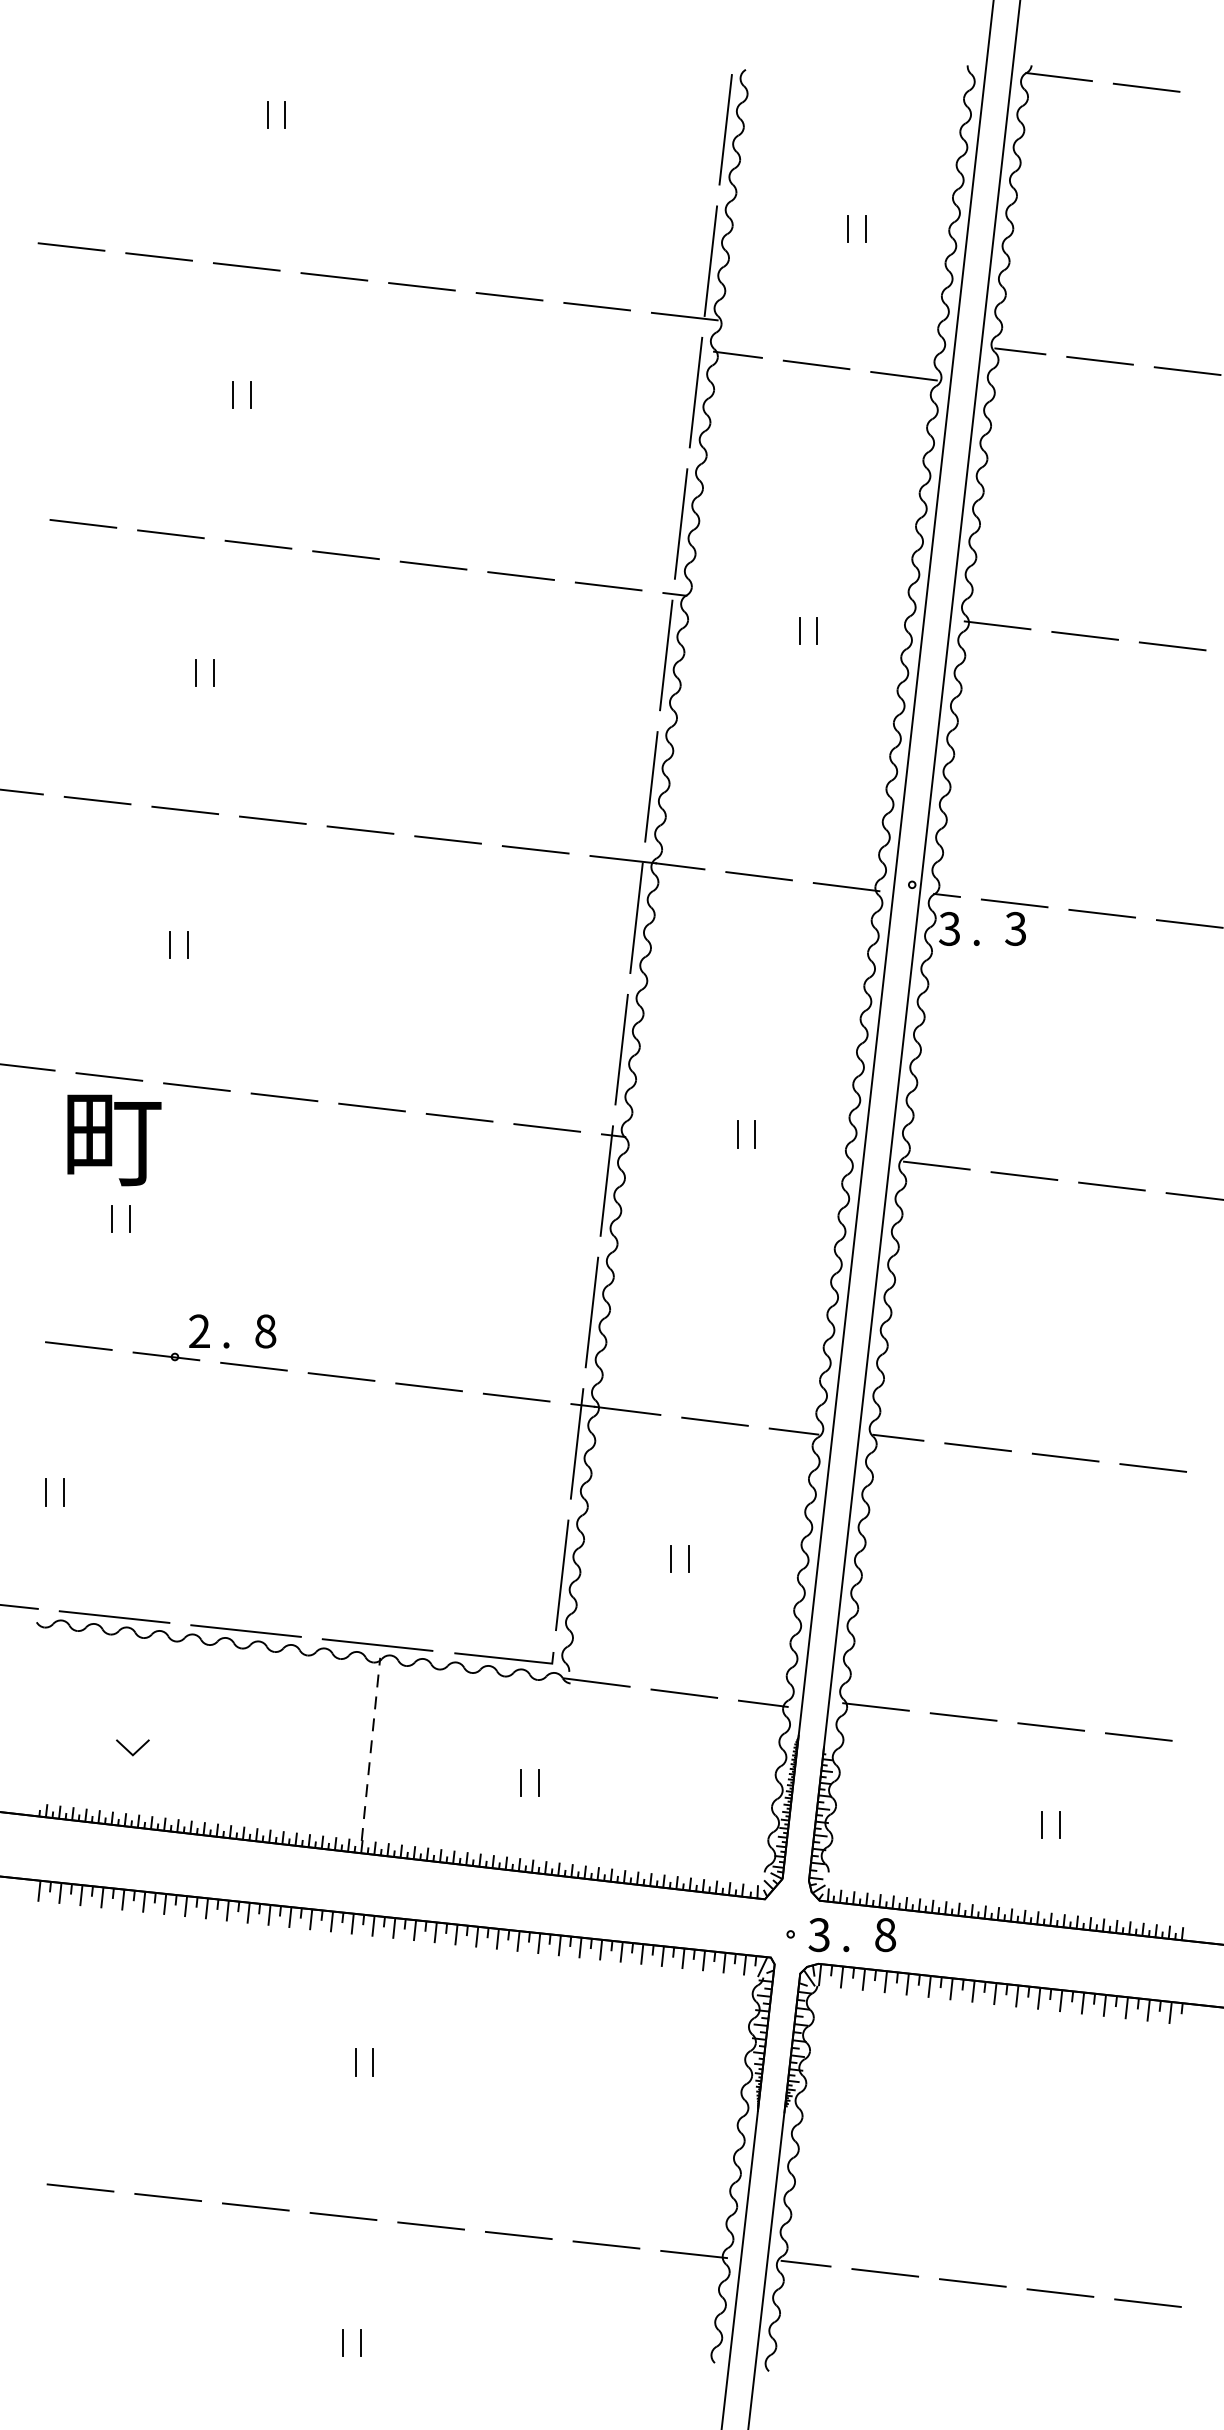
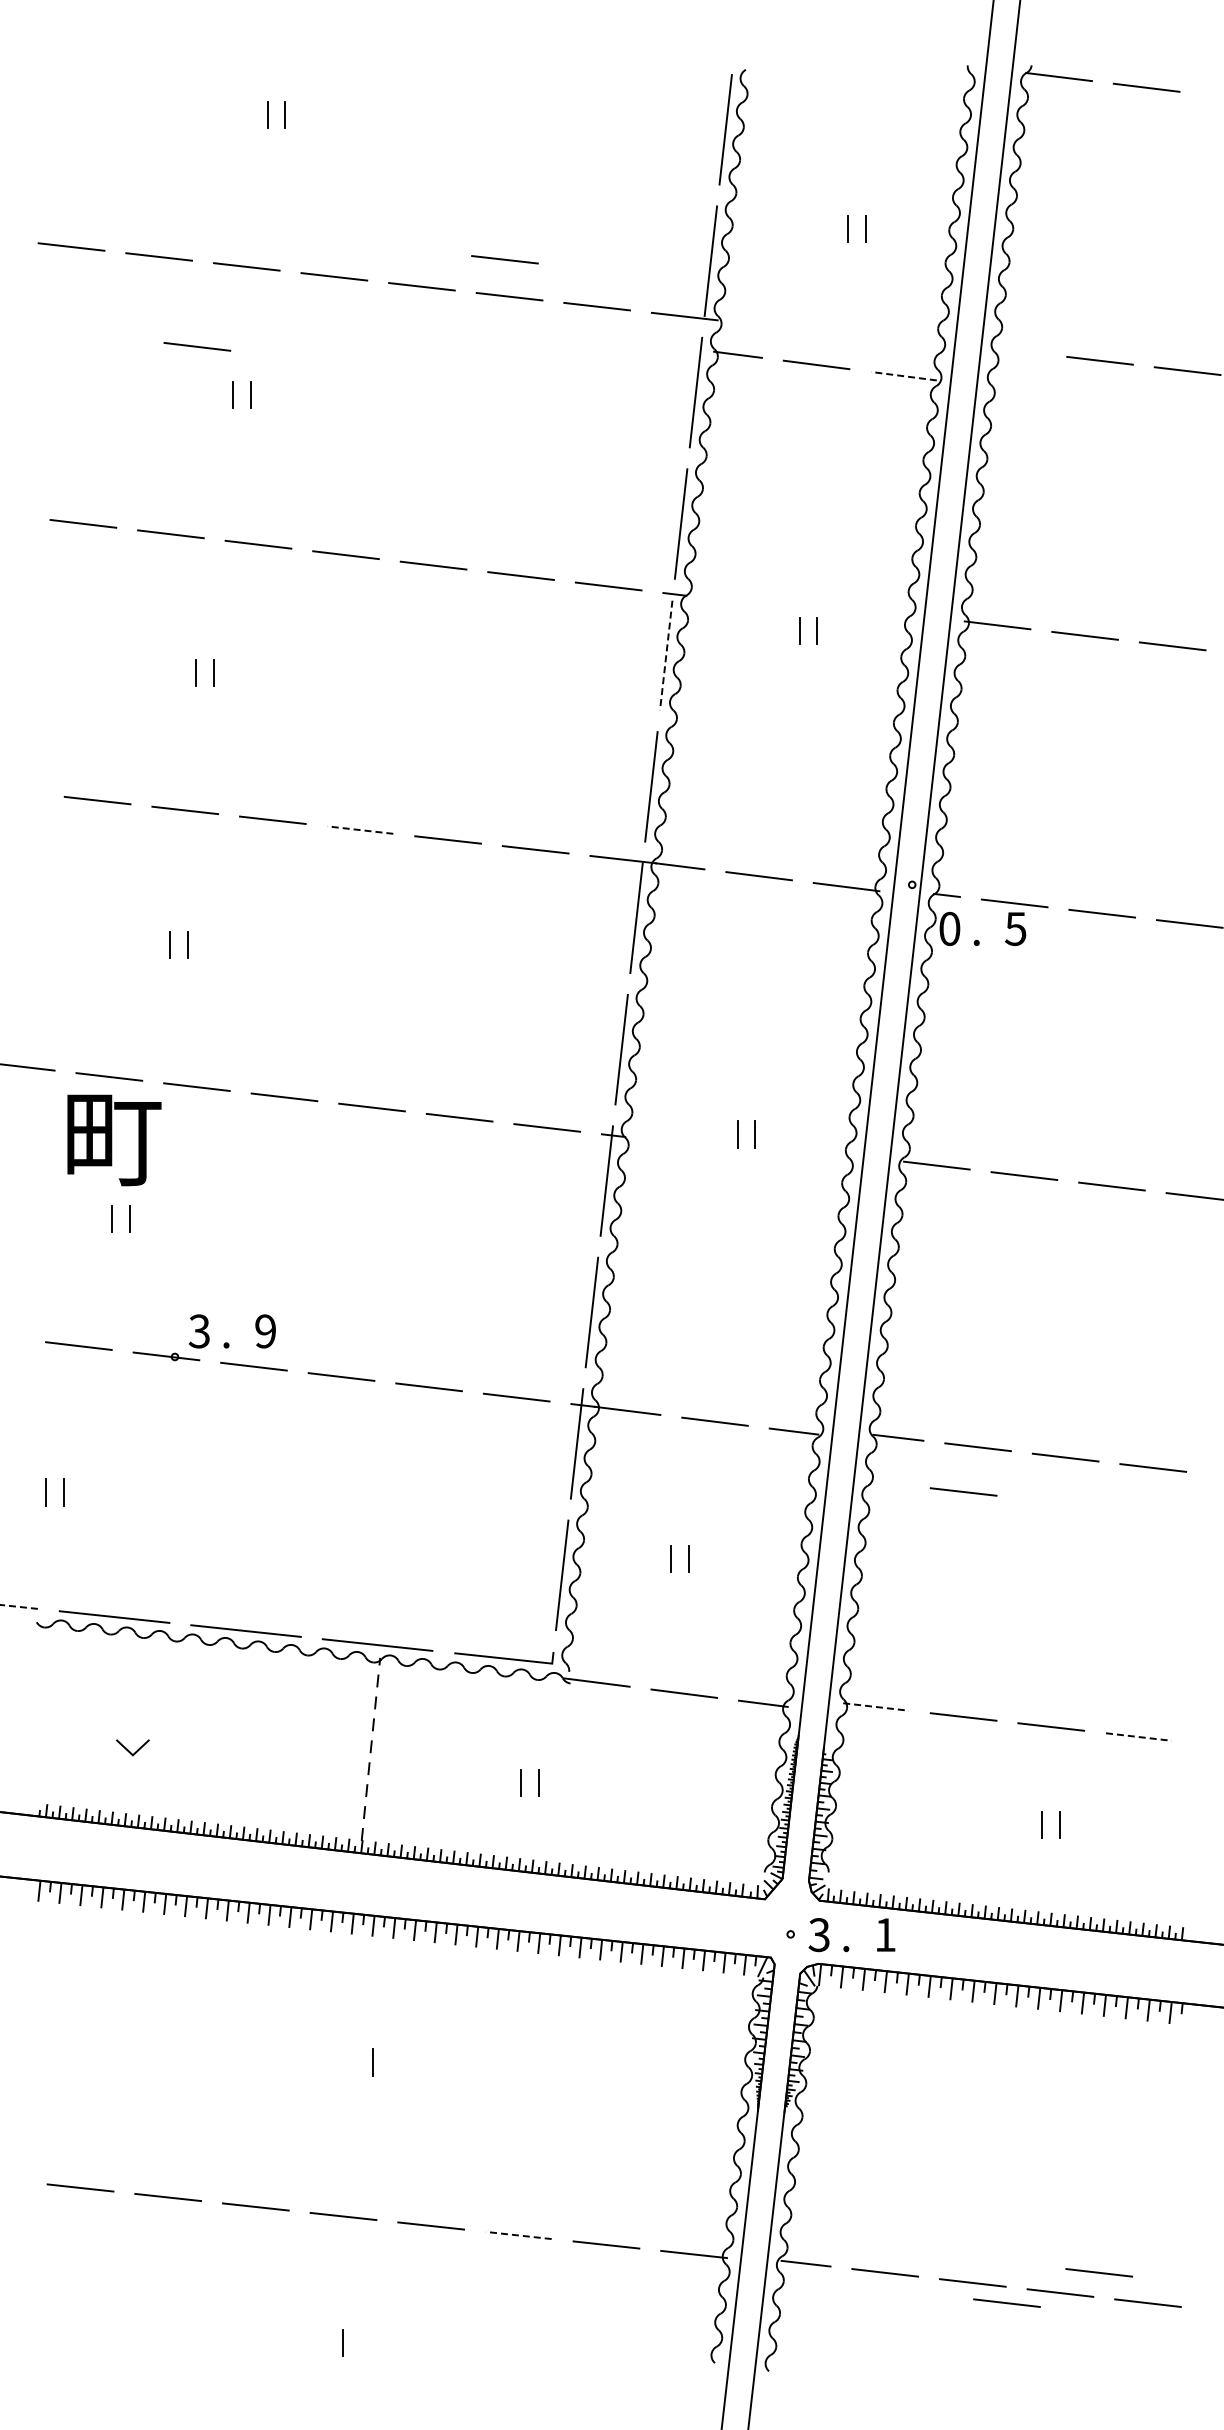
line: none -> present (504, 259)
line: none -> present (197, 346)
line: present -> none (1020, 351)
line: solid -> dashed (903, 376)
line: solid -> dashed (666, 655)
line: present -> none (22, 791)
line: solid -> dashed (359, 830)
text: 3 -> 0 (949, 928)
text: 3 -> 5 (1015, 928)
text: 2 -> 3 (198, 1331)
text: 8 -> 9 (265, 1331)
line: none -> present (963, 1491)
line: solid -> dashed (19, 1606)
line: solid -> dashed (876, 1707)
line: solid -> dashed (1139, 1737)
text: 8 -> 1 (885, 1935)
line: present -> none (355, 2062)
line: solid -> dashed (518, 2235)
line: none -> present (1098, 2272)
line: none -> present (1006, 2302)
line: present -> none (361, 2342)
